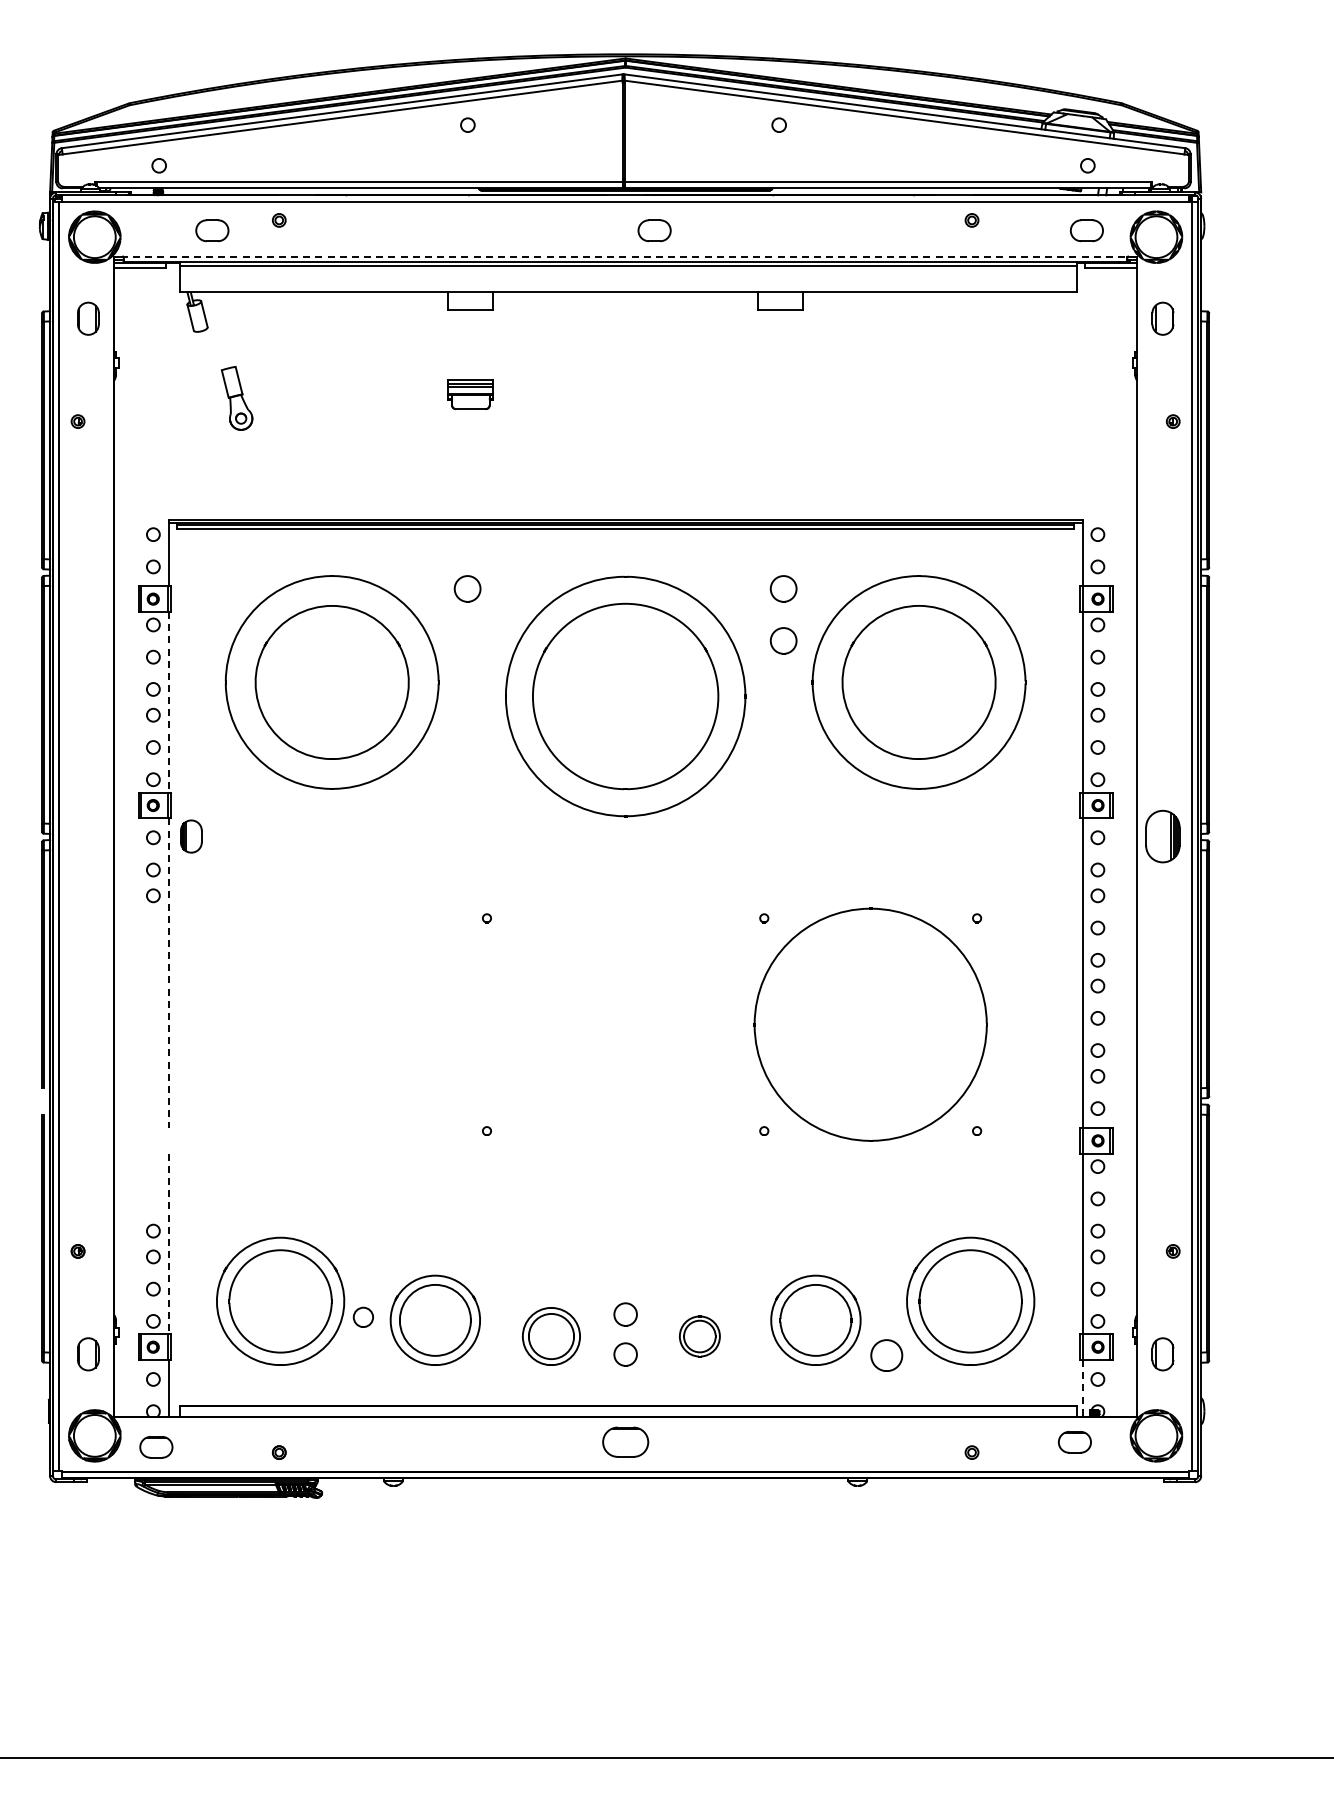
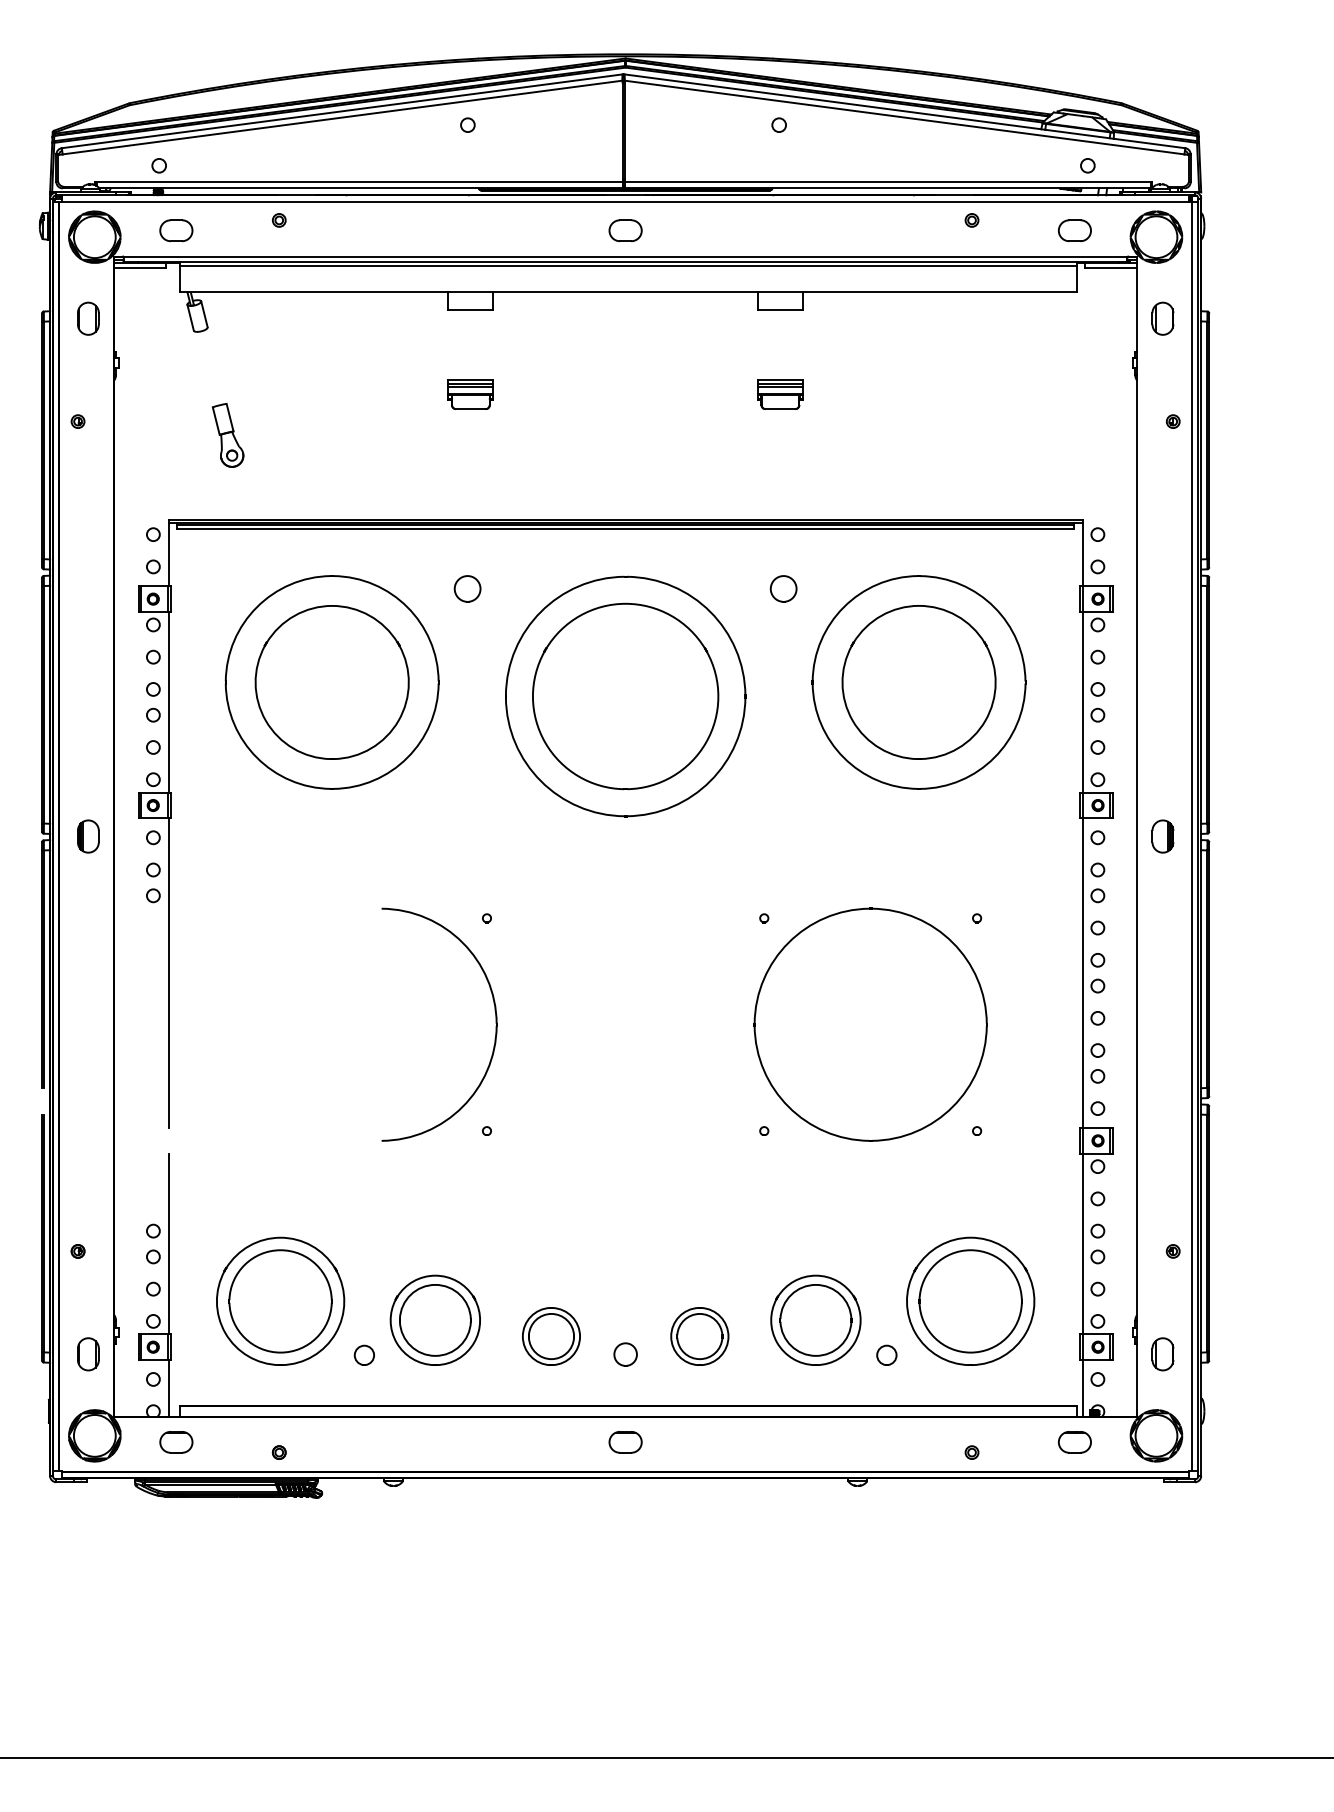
part position: (212, 230) -> (176, 230) (176, 230)
part position: (654, 230) -> (625, 230) (625, 230)
part position: (1086, 230) -> (1074, 230) (1074, 230)
line: dashed -> solid (625, 256)
part: none -> present (780, 394)
part position: (236, 398) -> (227, 435) (227, 435)
part: present -> none (783, 640)
line: dashed -> solid (168, 702)
part position: (191, 836) -> (88, 836) (88, 836)
part size: 36x55 px -> 24x35 px (1162, 836)
line: dashed -> solid (168, 973)
part: none -> present (495, 1023)
line: dashed -> solid (168, 1244)
part: present -> none (625, 1314)
part position: (362, 1316) -> (363, 1354) (363, 1354)
part size: 42x43 px -> 60x59 px (699, 1336)
part size: 34x33 px -> 22x22 px (886, 1354)
line: dashed -> solid (1082, 1388)
part size: 48x32 px -> 35x23 px (625, 1442)
part position: (156, 1447) -> (176, 1442) (176, 1442)
